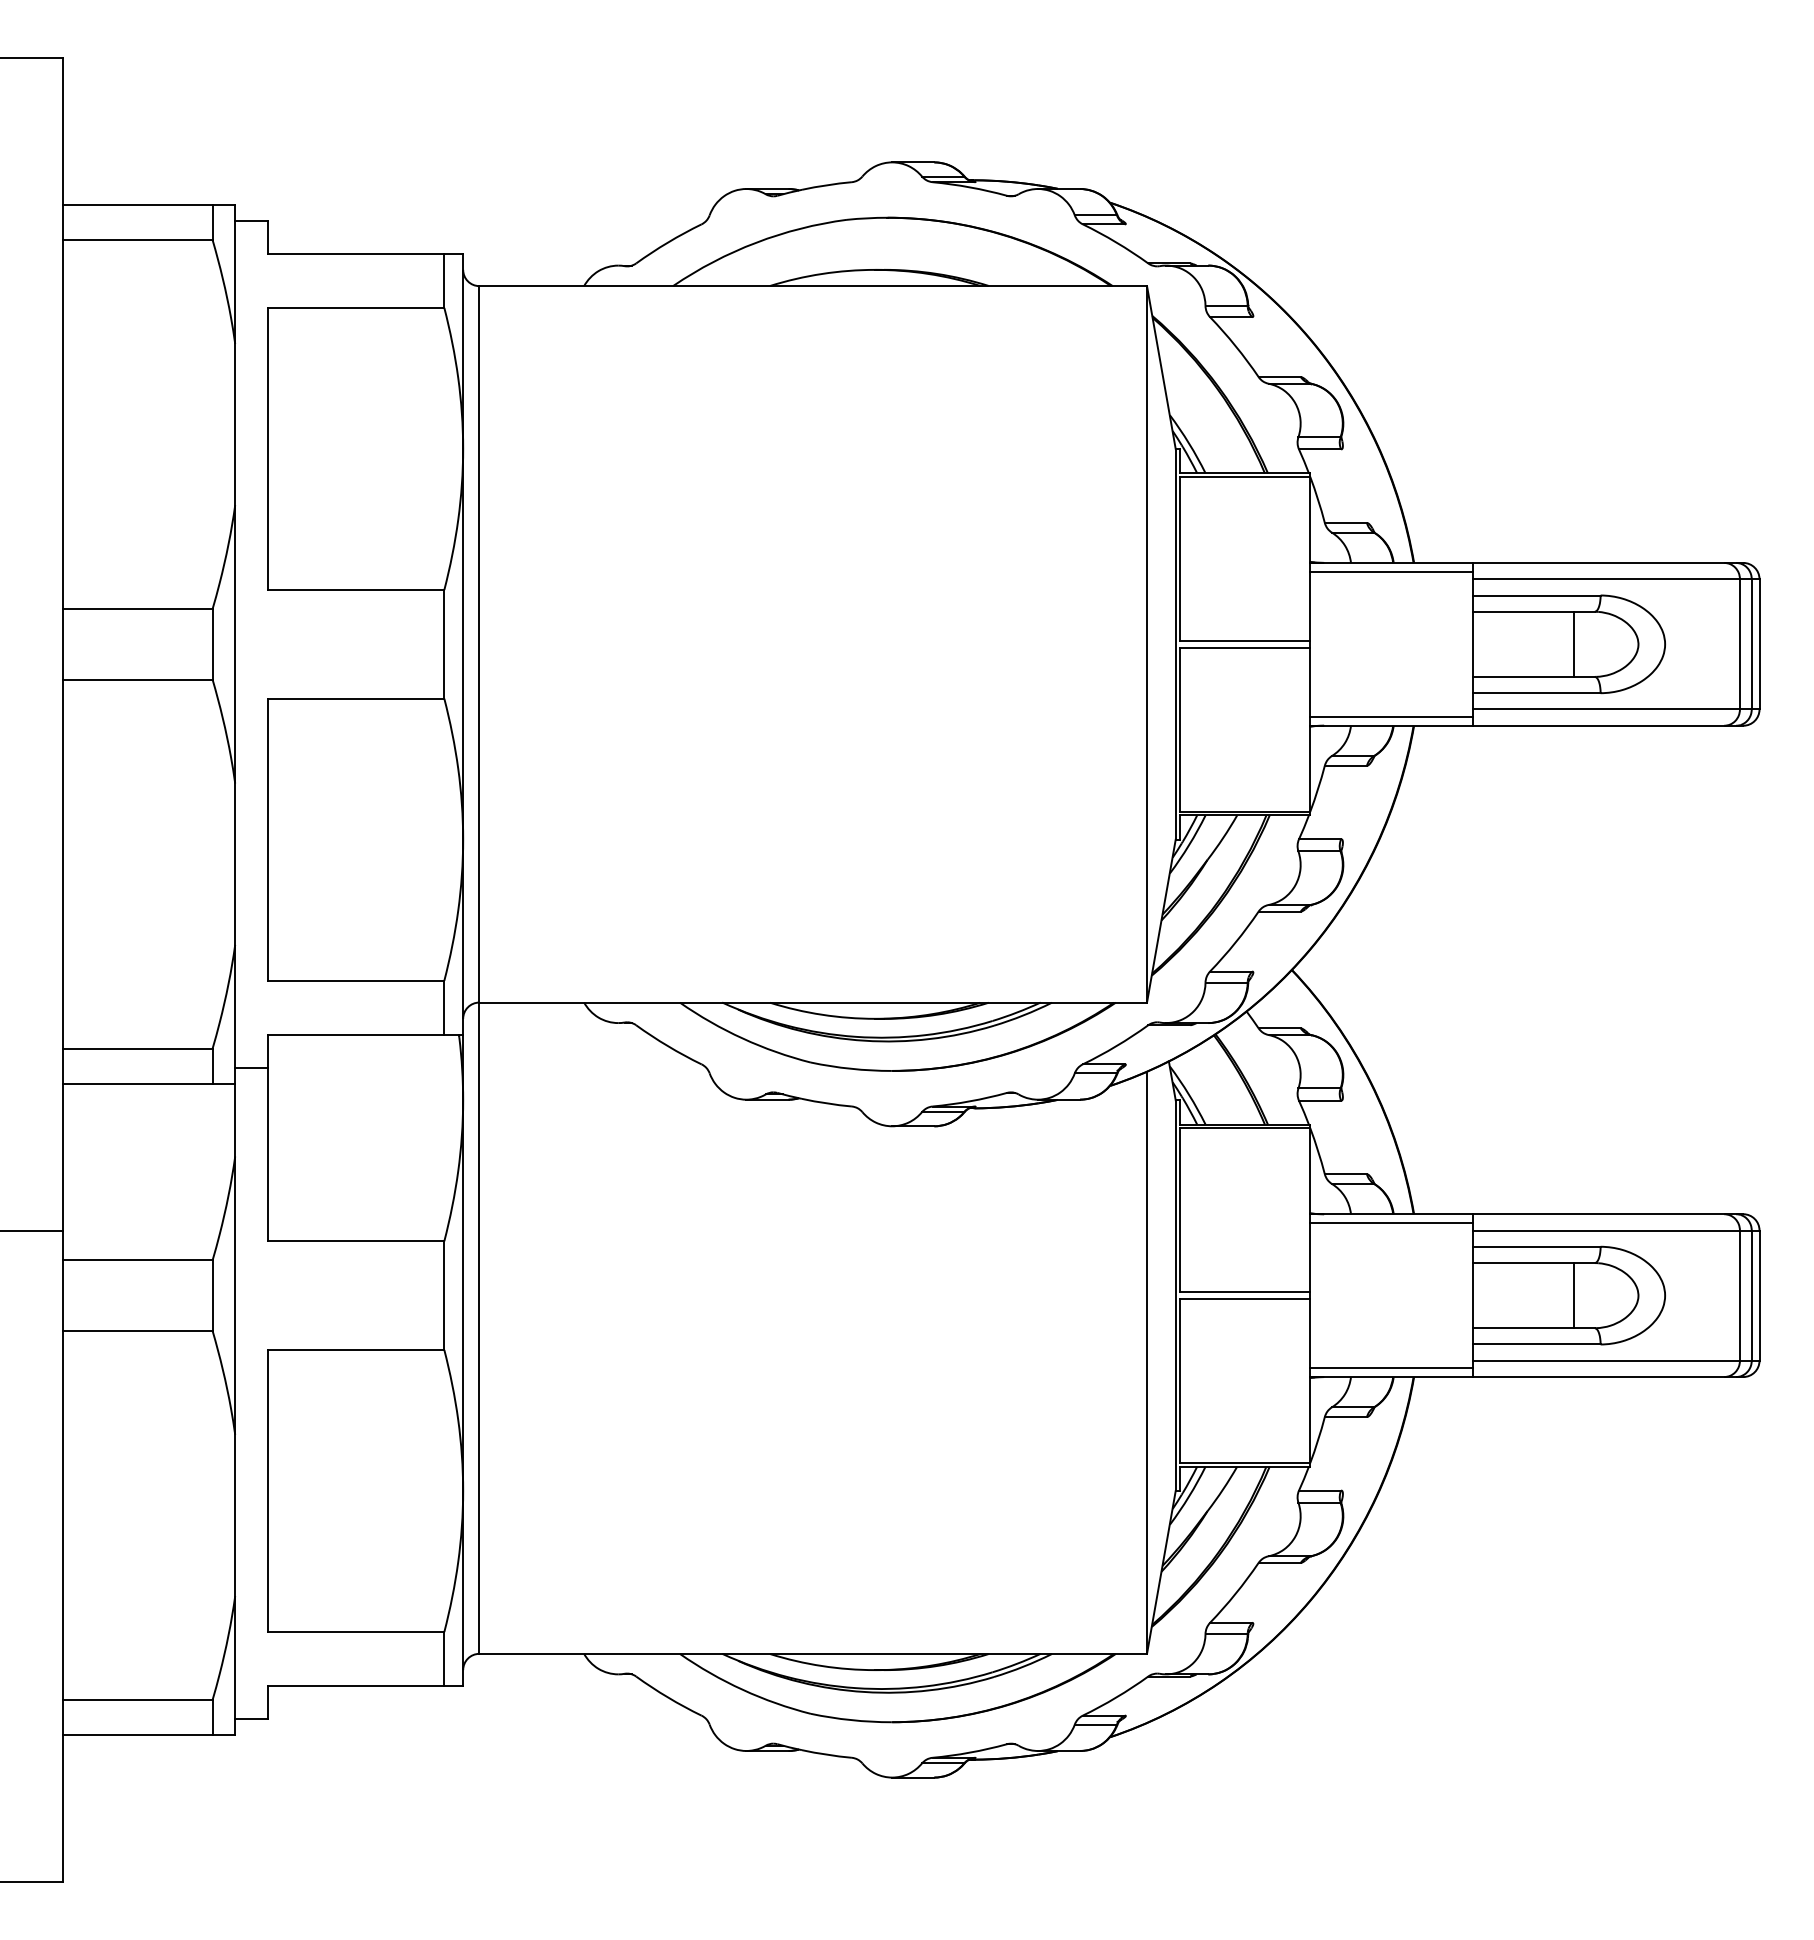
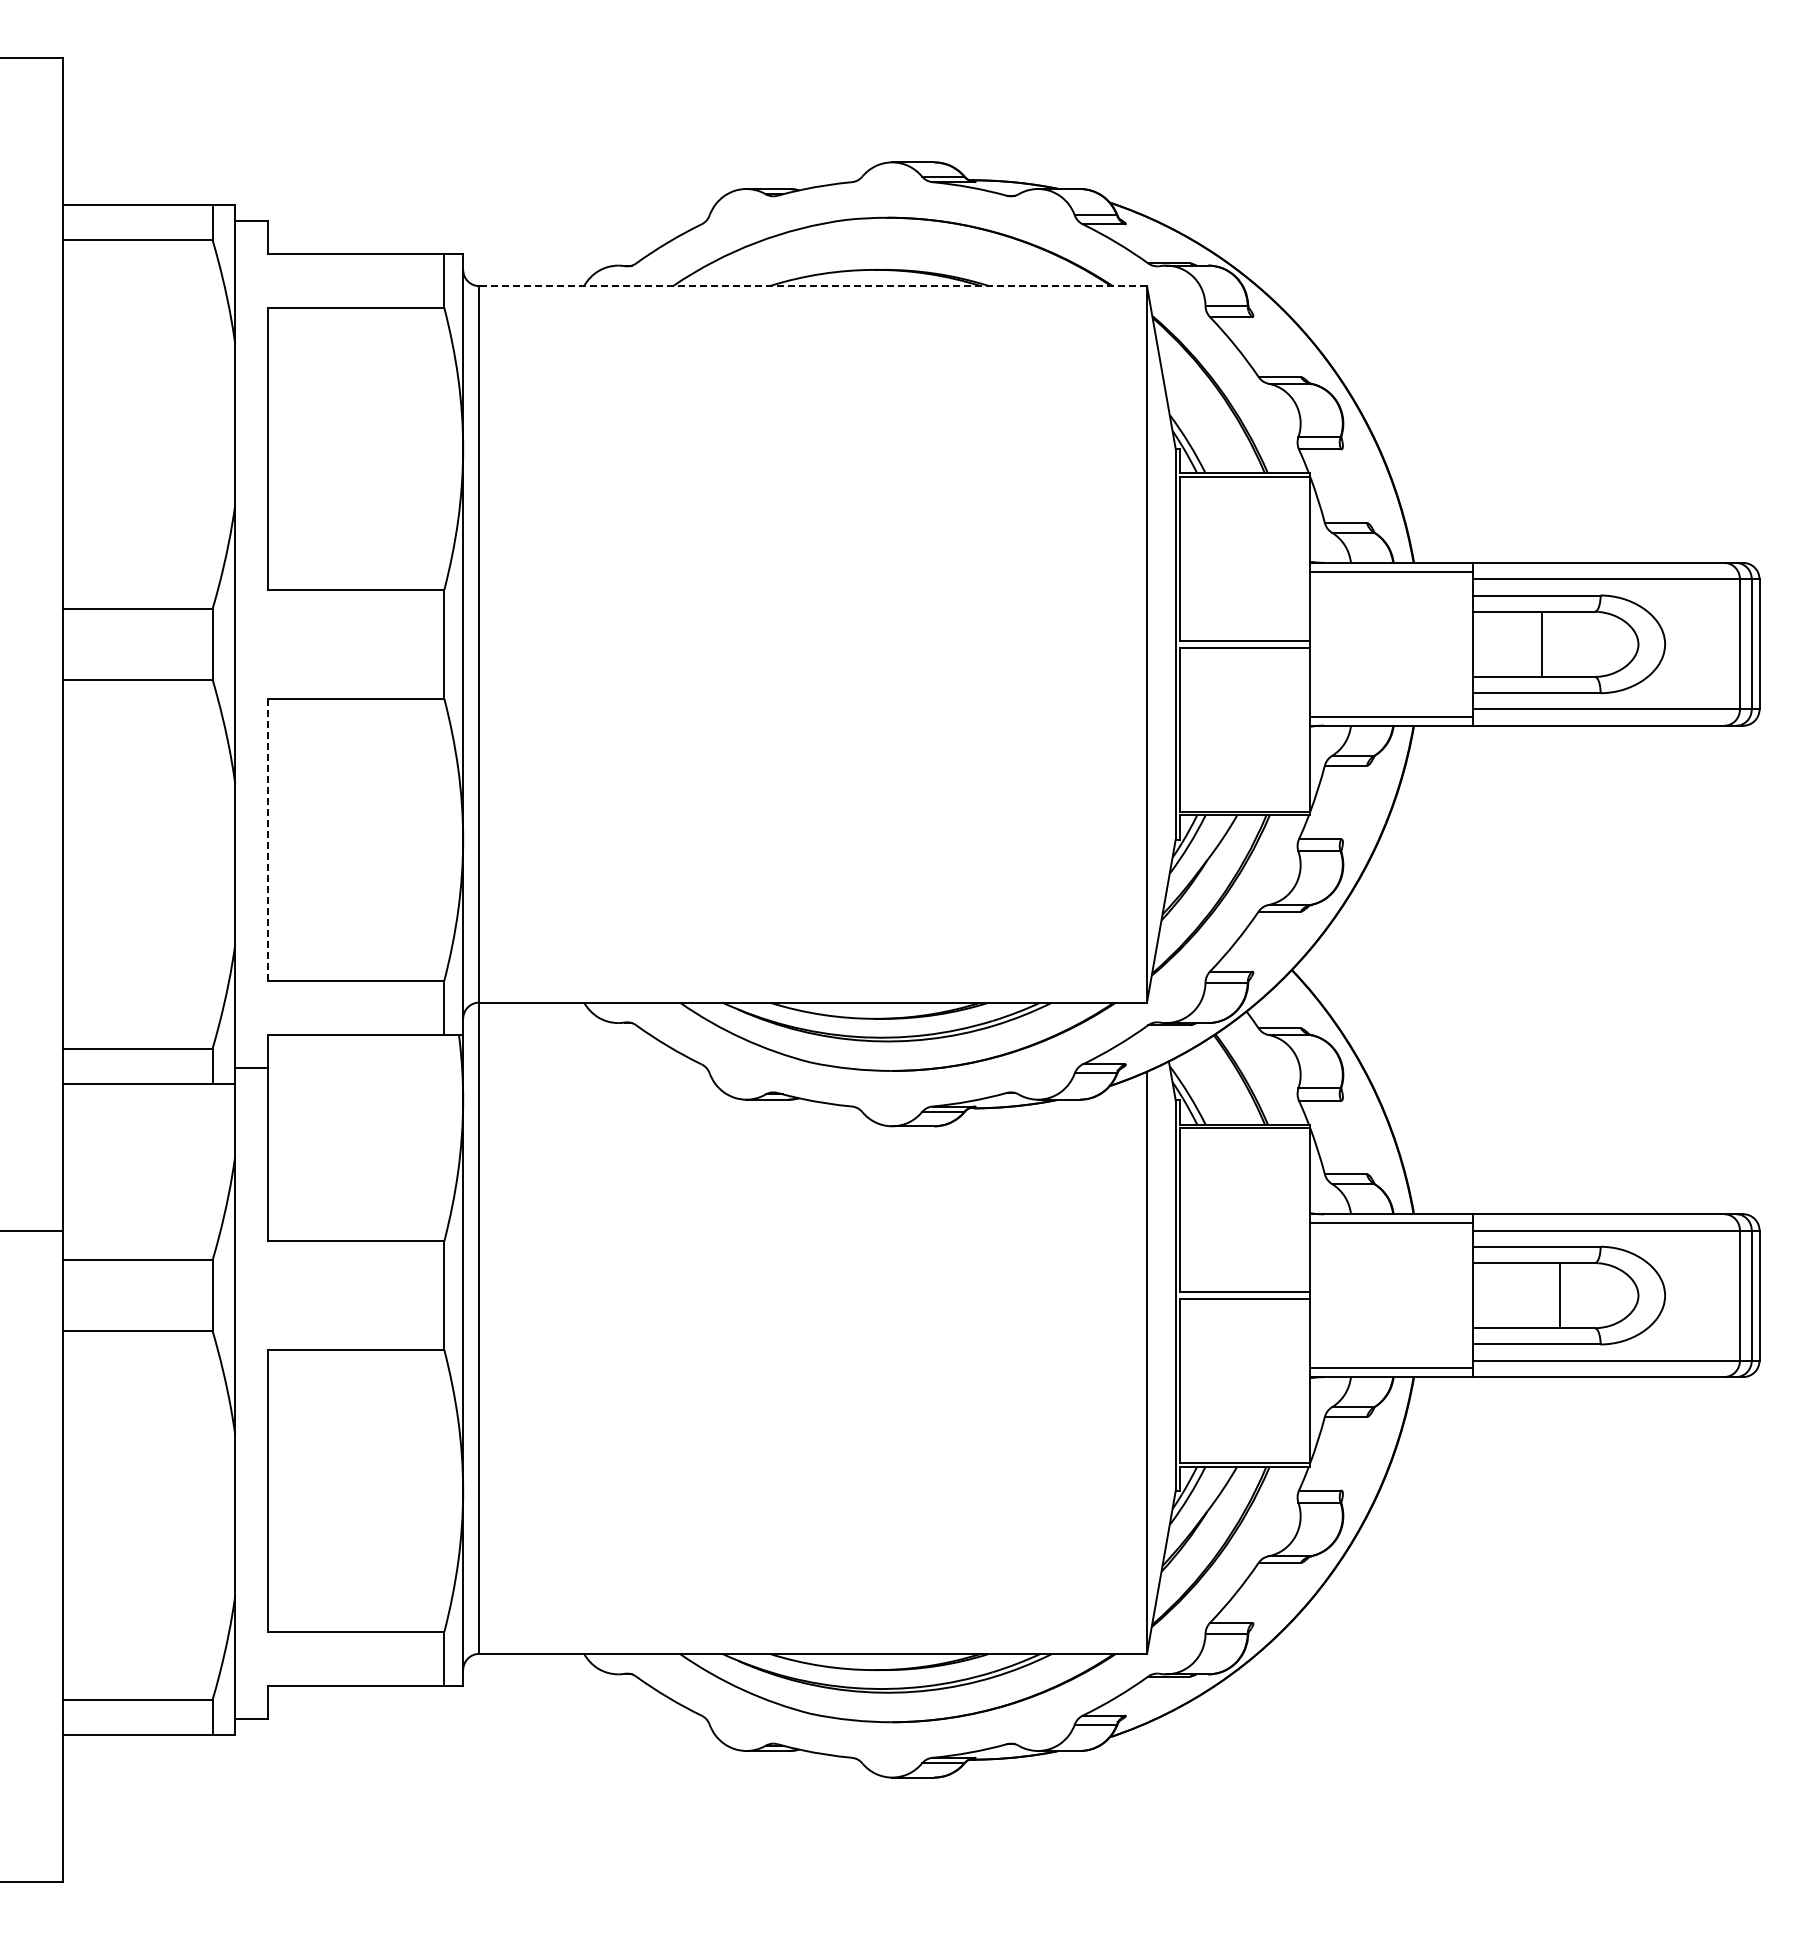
line: solid -> dashed (813, 286)
line position: (1574, 643) -> (1542, 643) (1542, 643)
line: solid -> dashed (267, 840)
line position: (1574, 1295) -> (1560, 1295) (1560, 1295)
